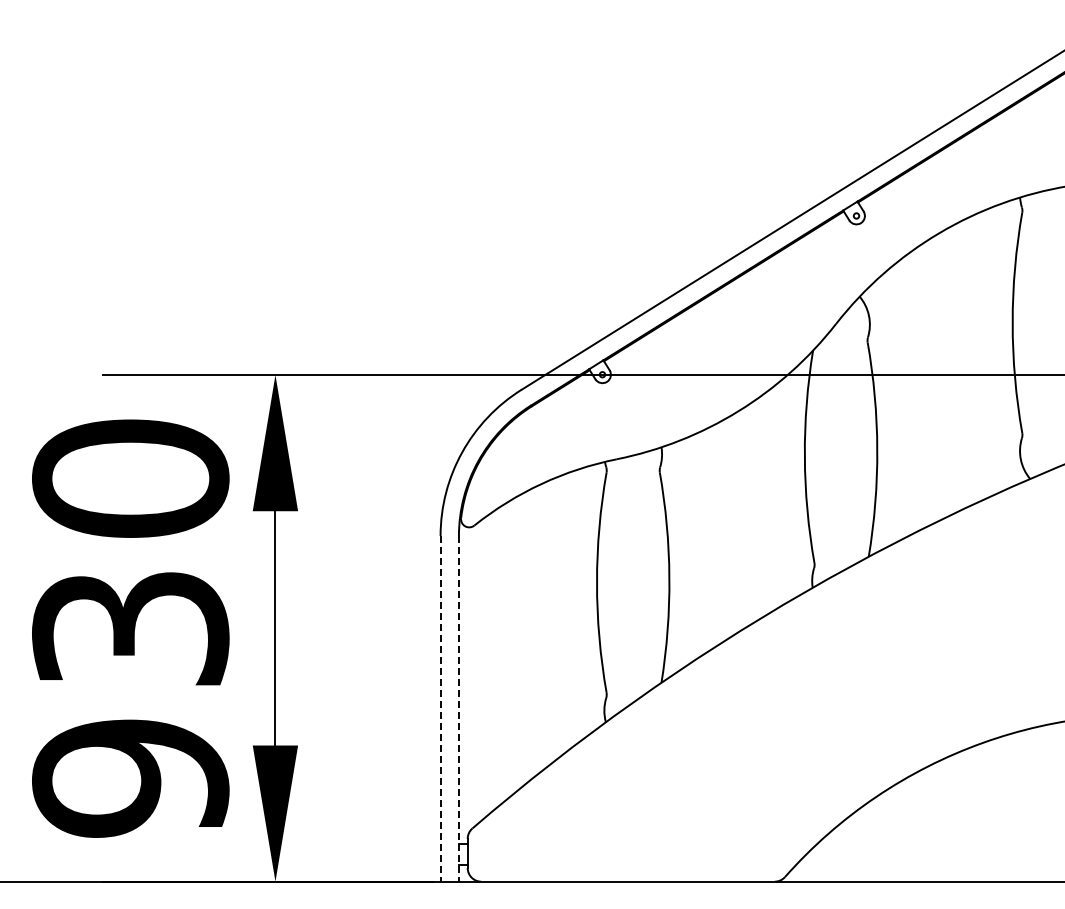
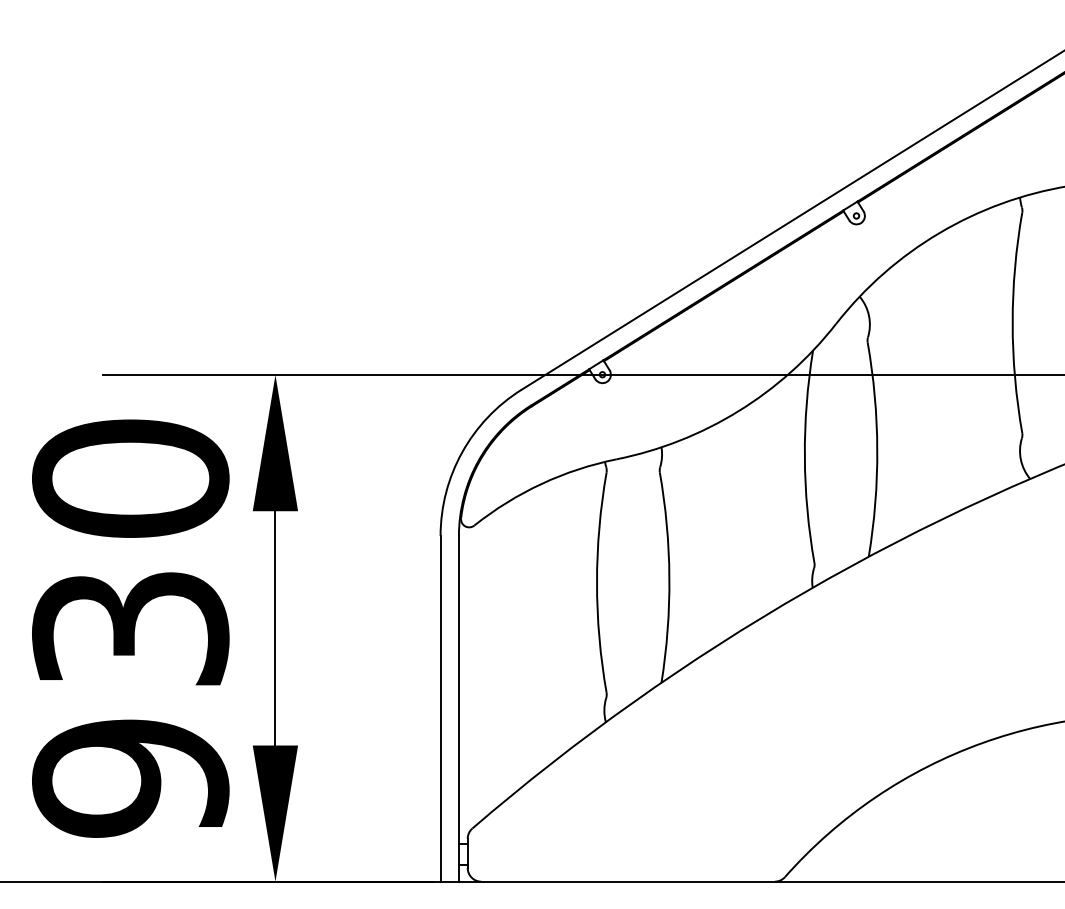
line: dashed -> solid (440, 708)
line: dashed -> solid (459, 708)
